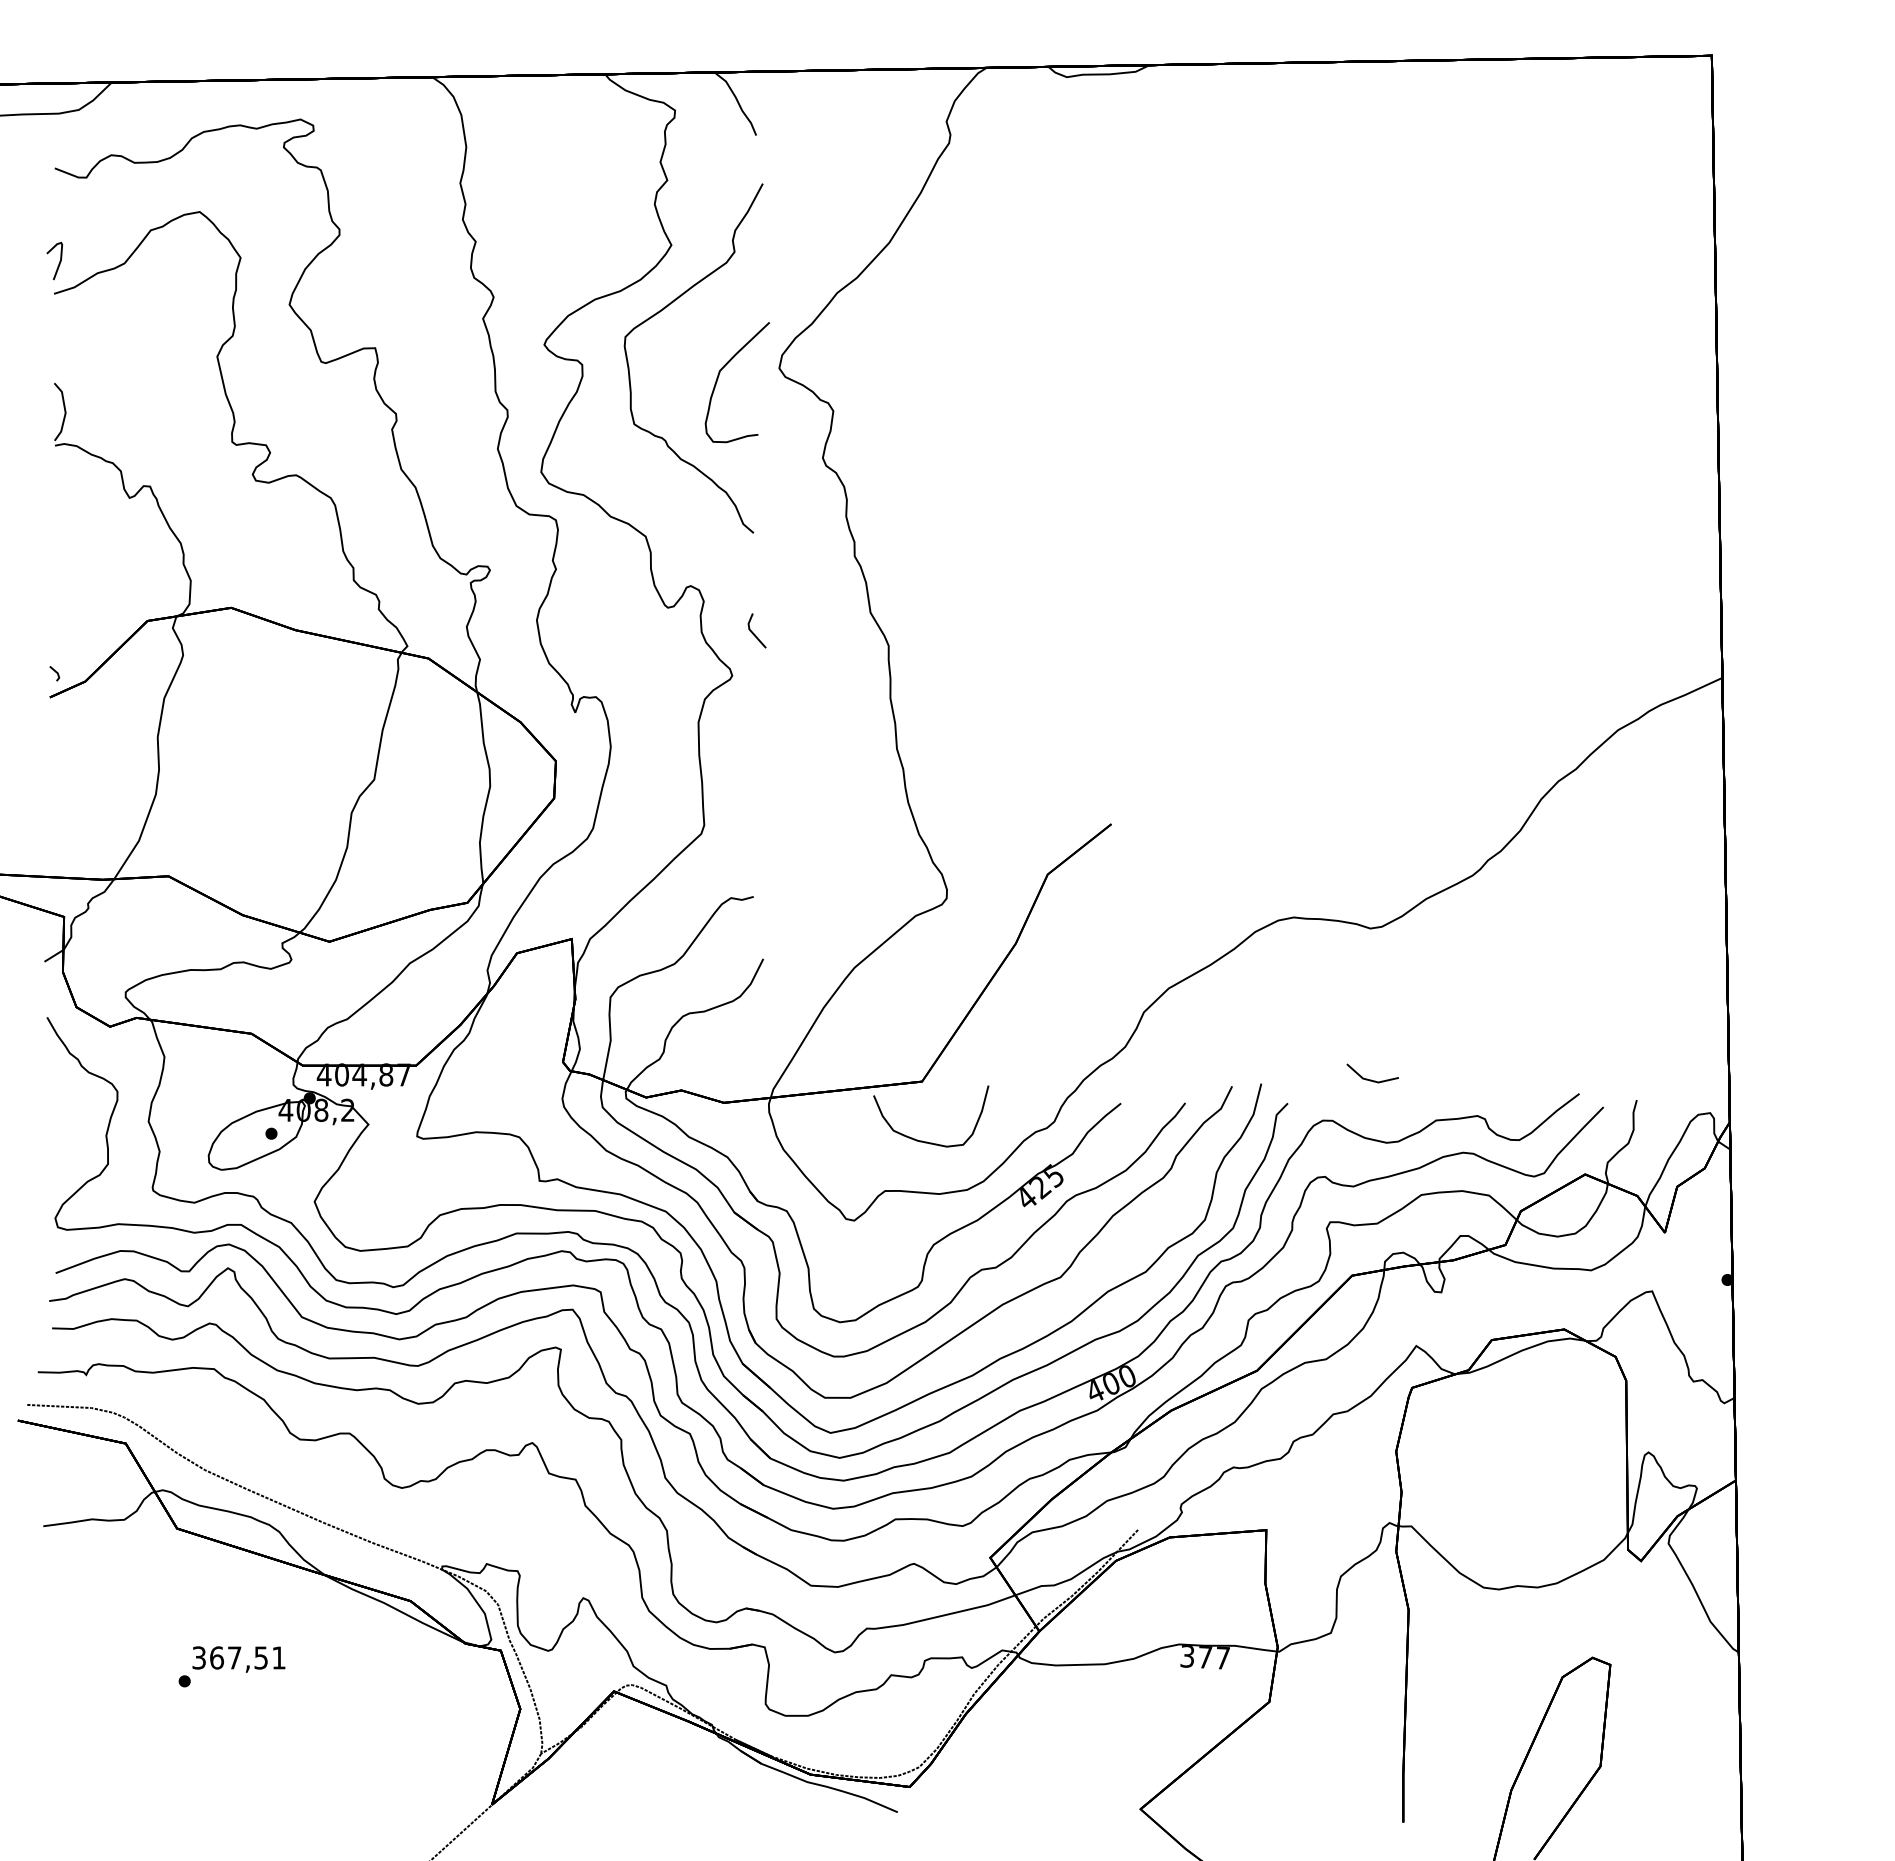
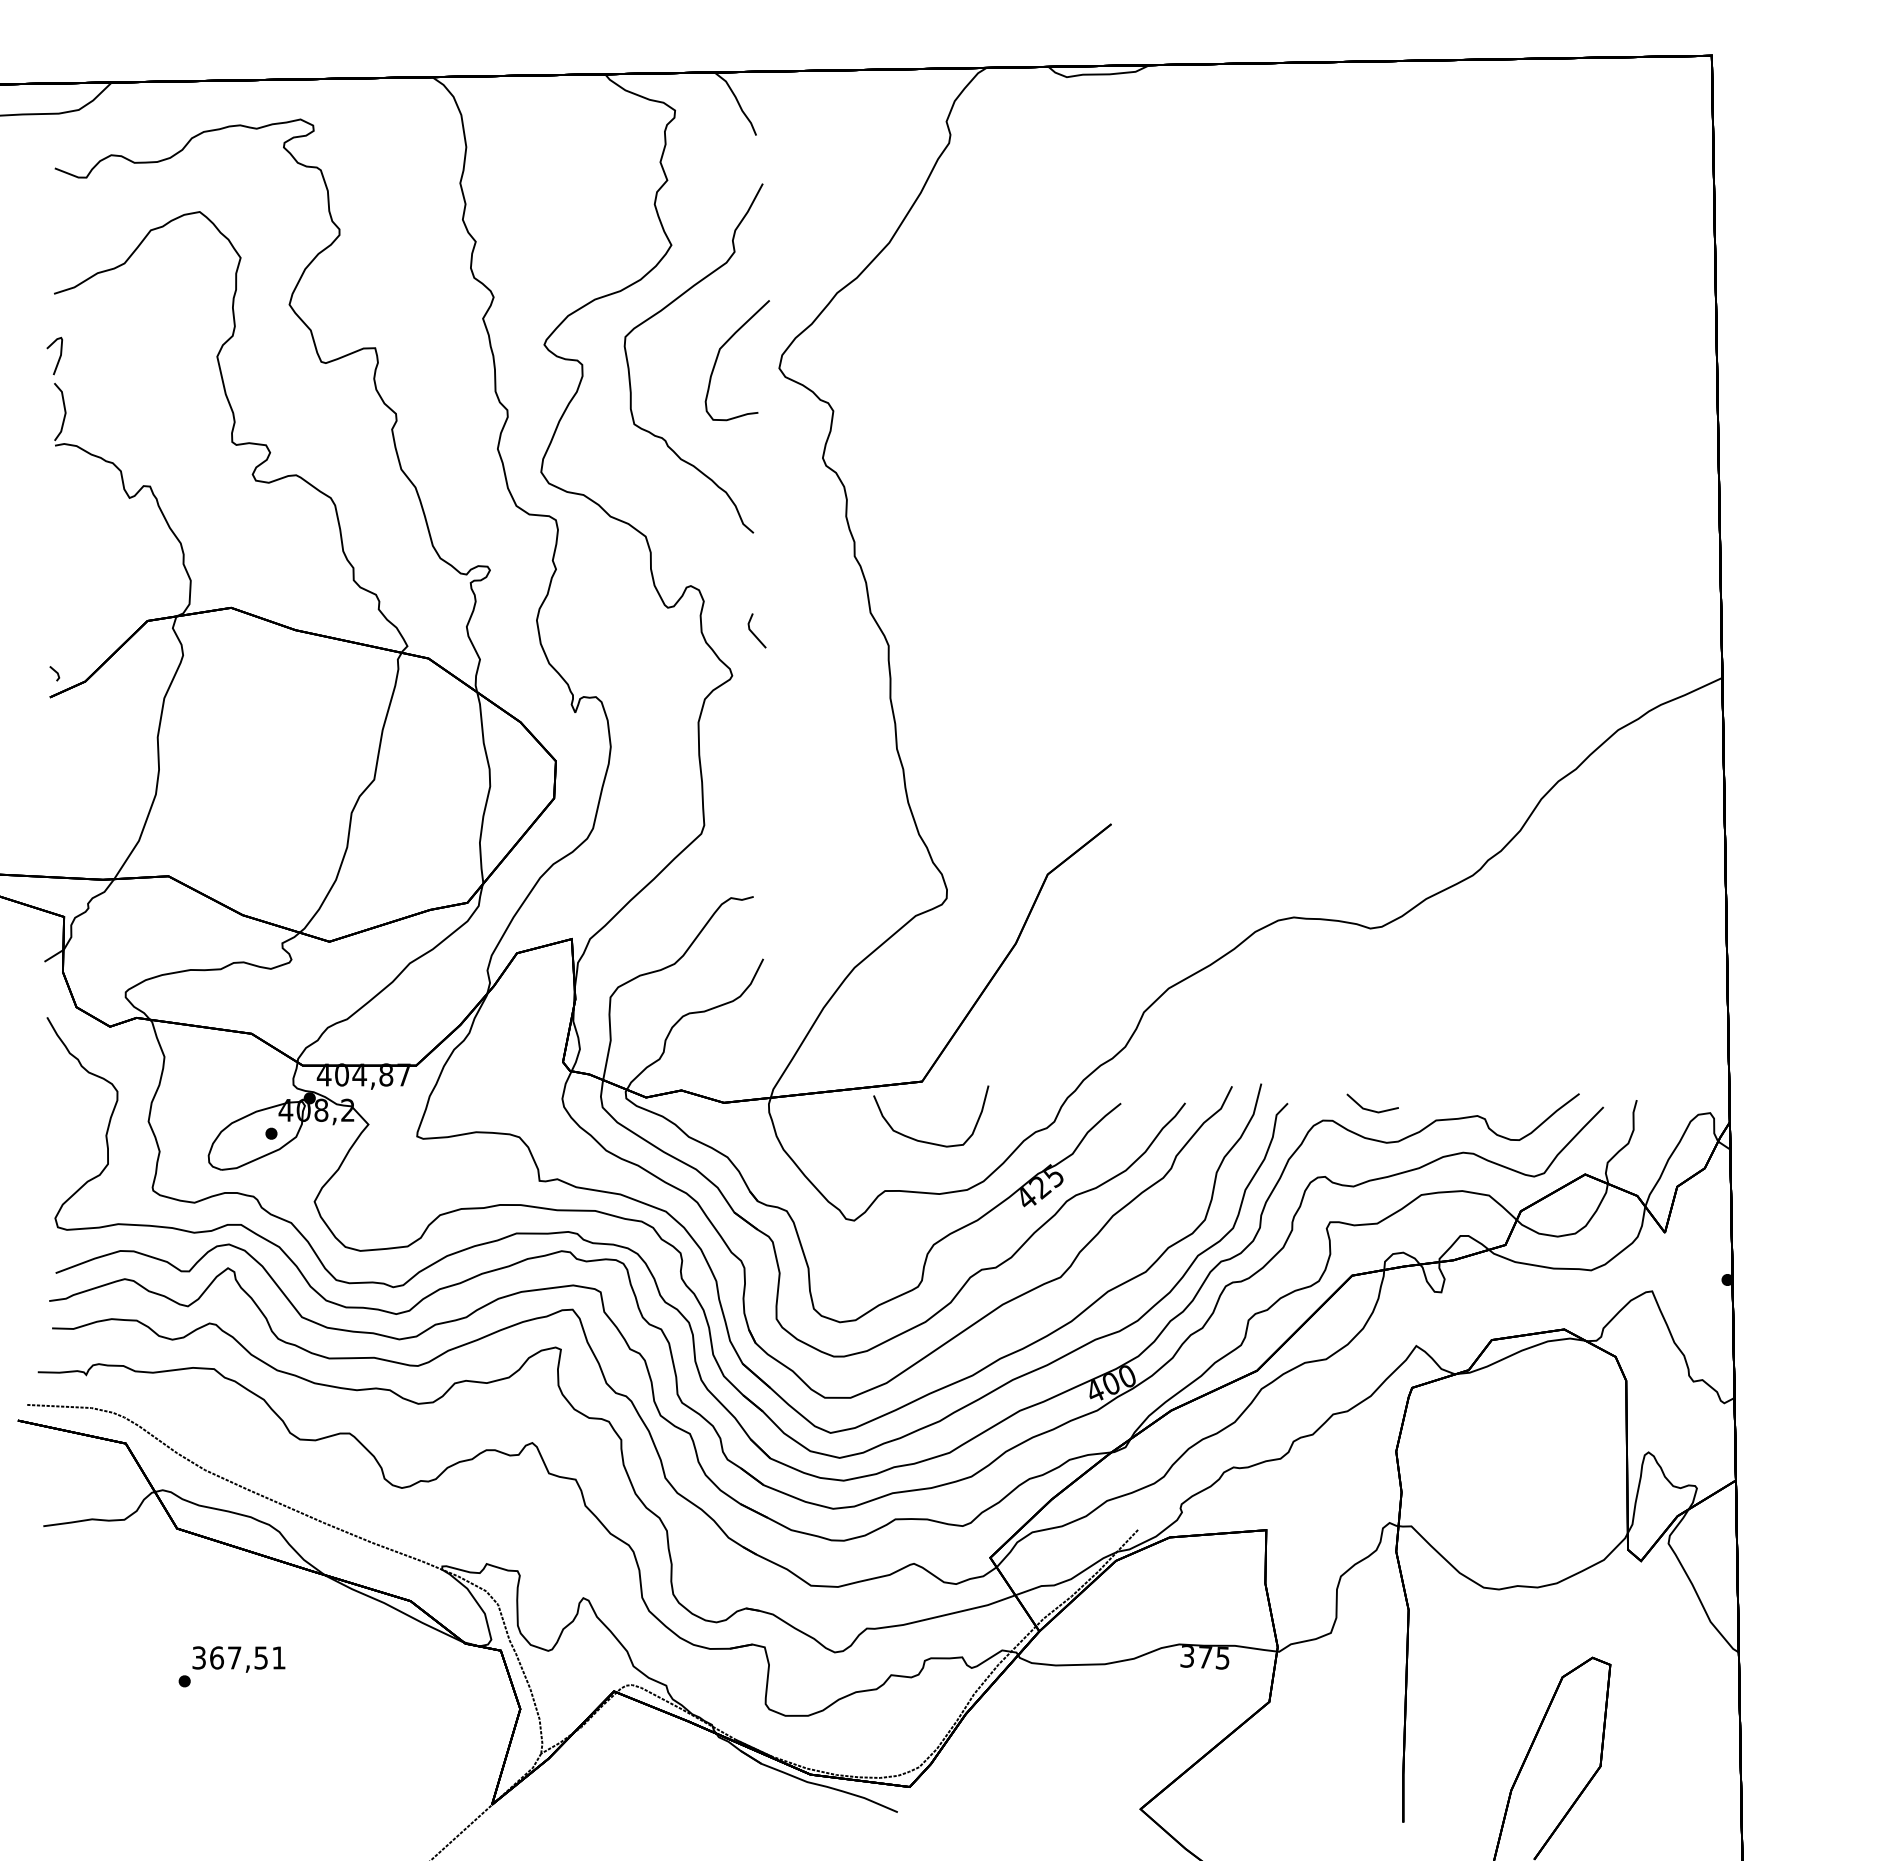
curve position: (59, 260) -> (59, 355) (59, 355)
curve position: (719, 376) -> (719, 354) (719, 354)
line position: (1371, 1079) -> (1371, 1109) (1371, 1109)
text: 377 -> 375 (1222, 1658)
